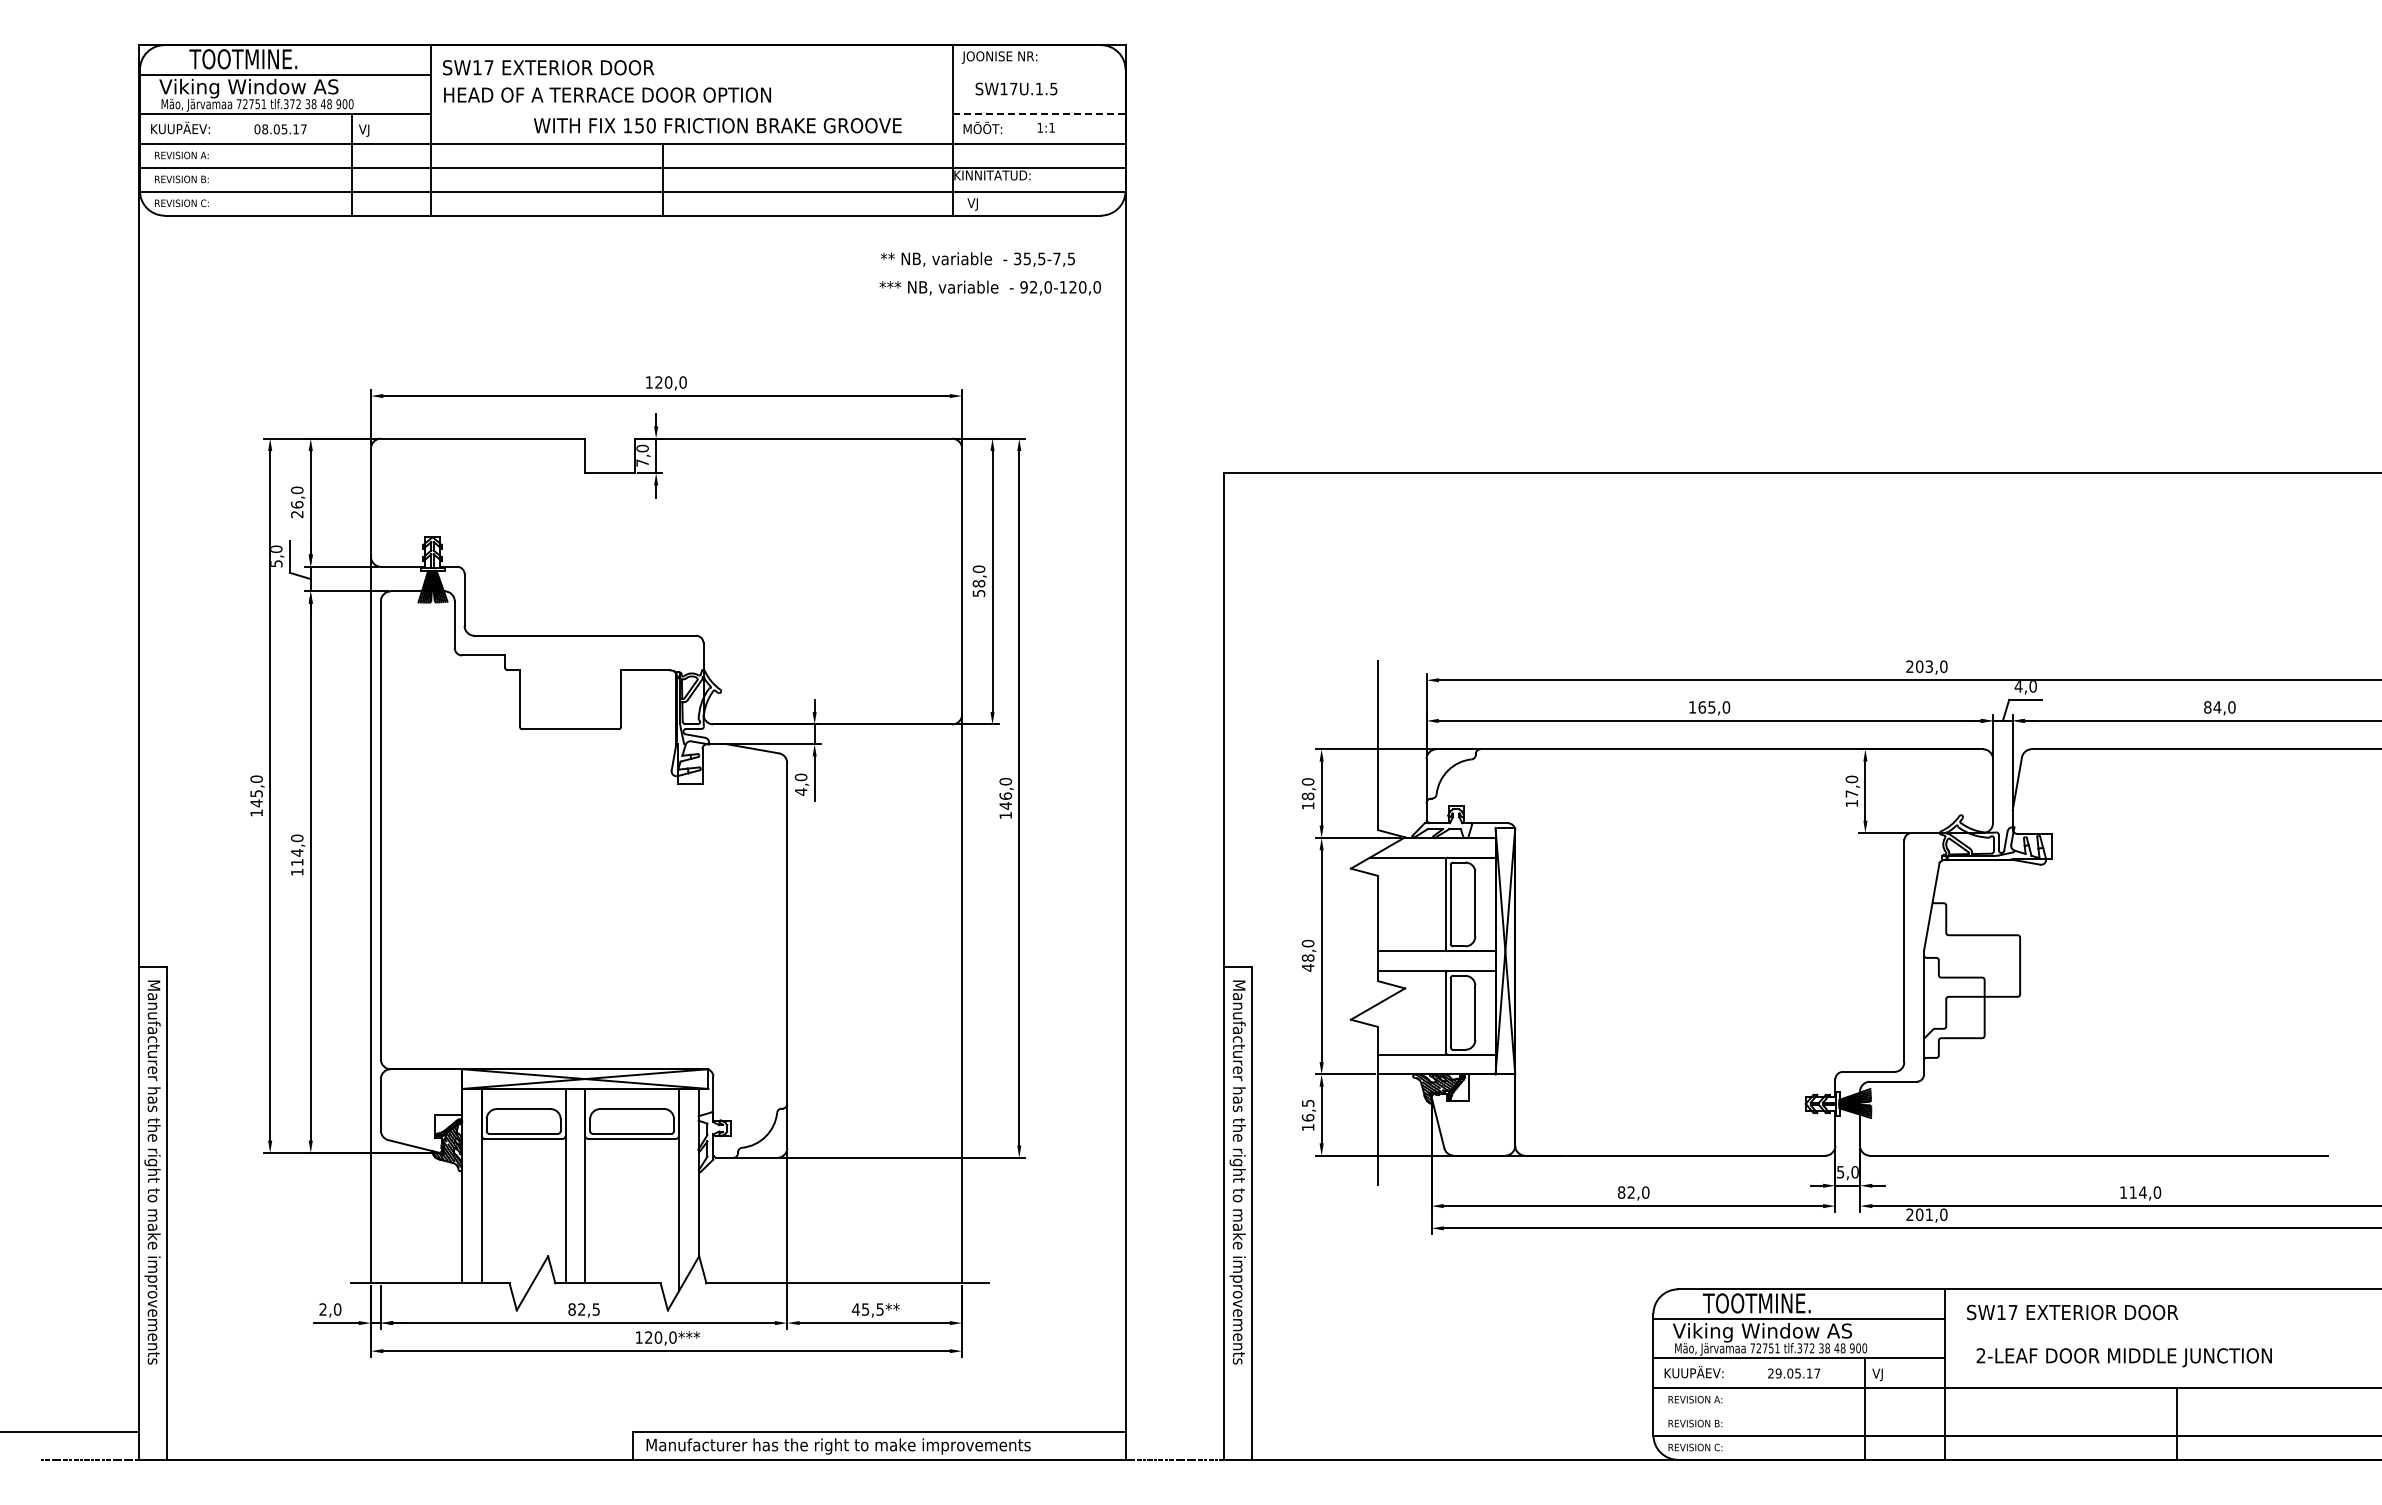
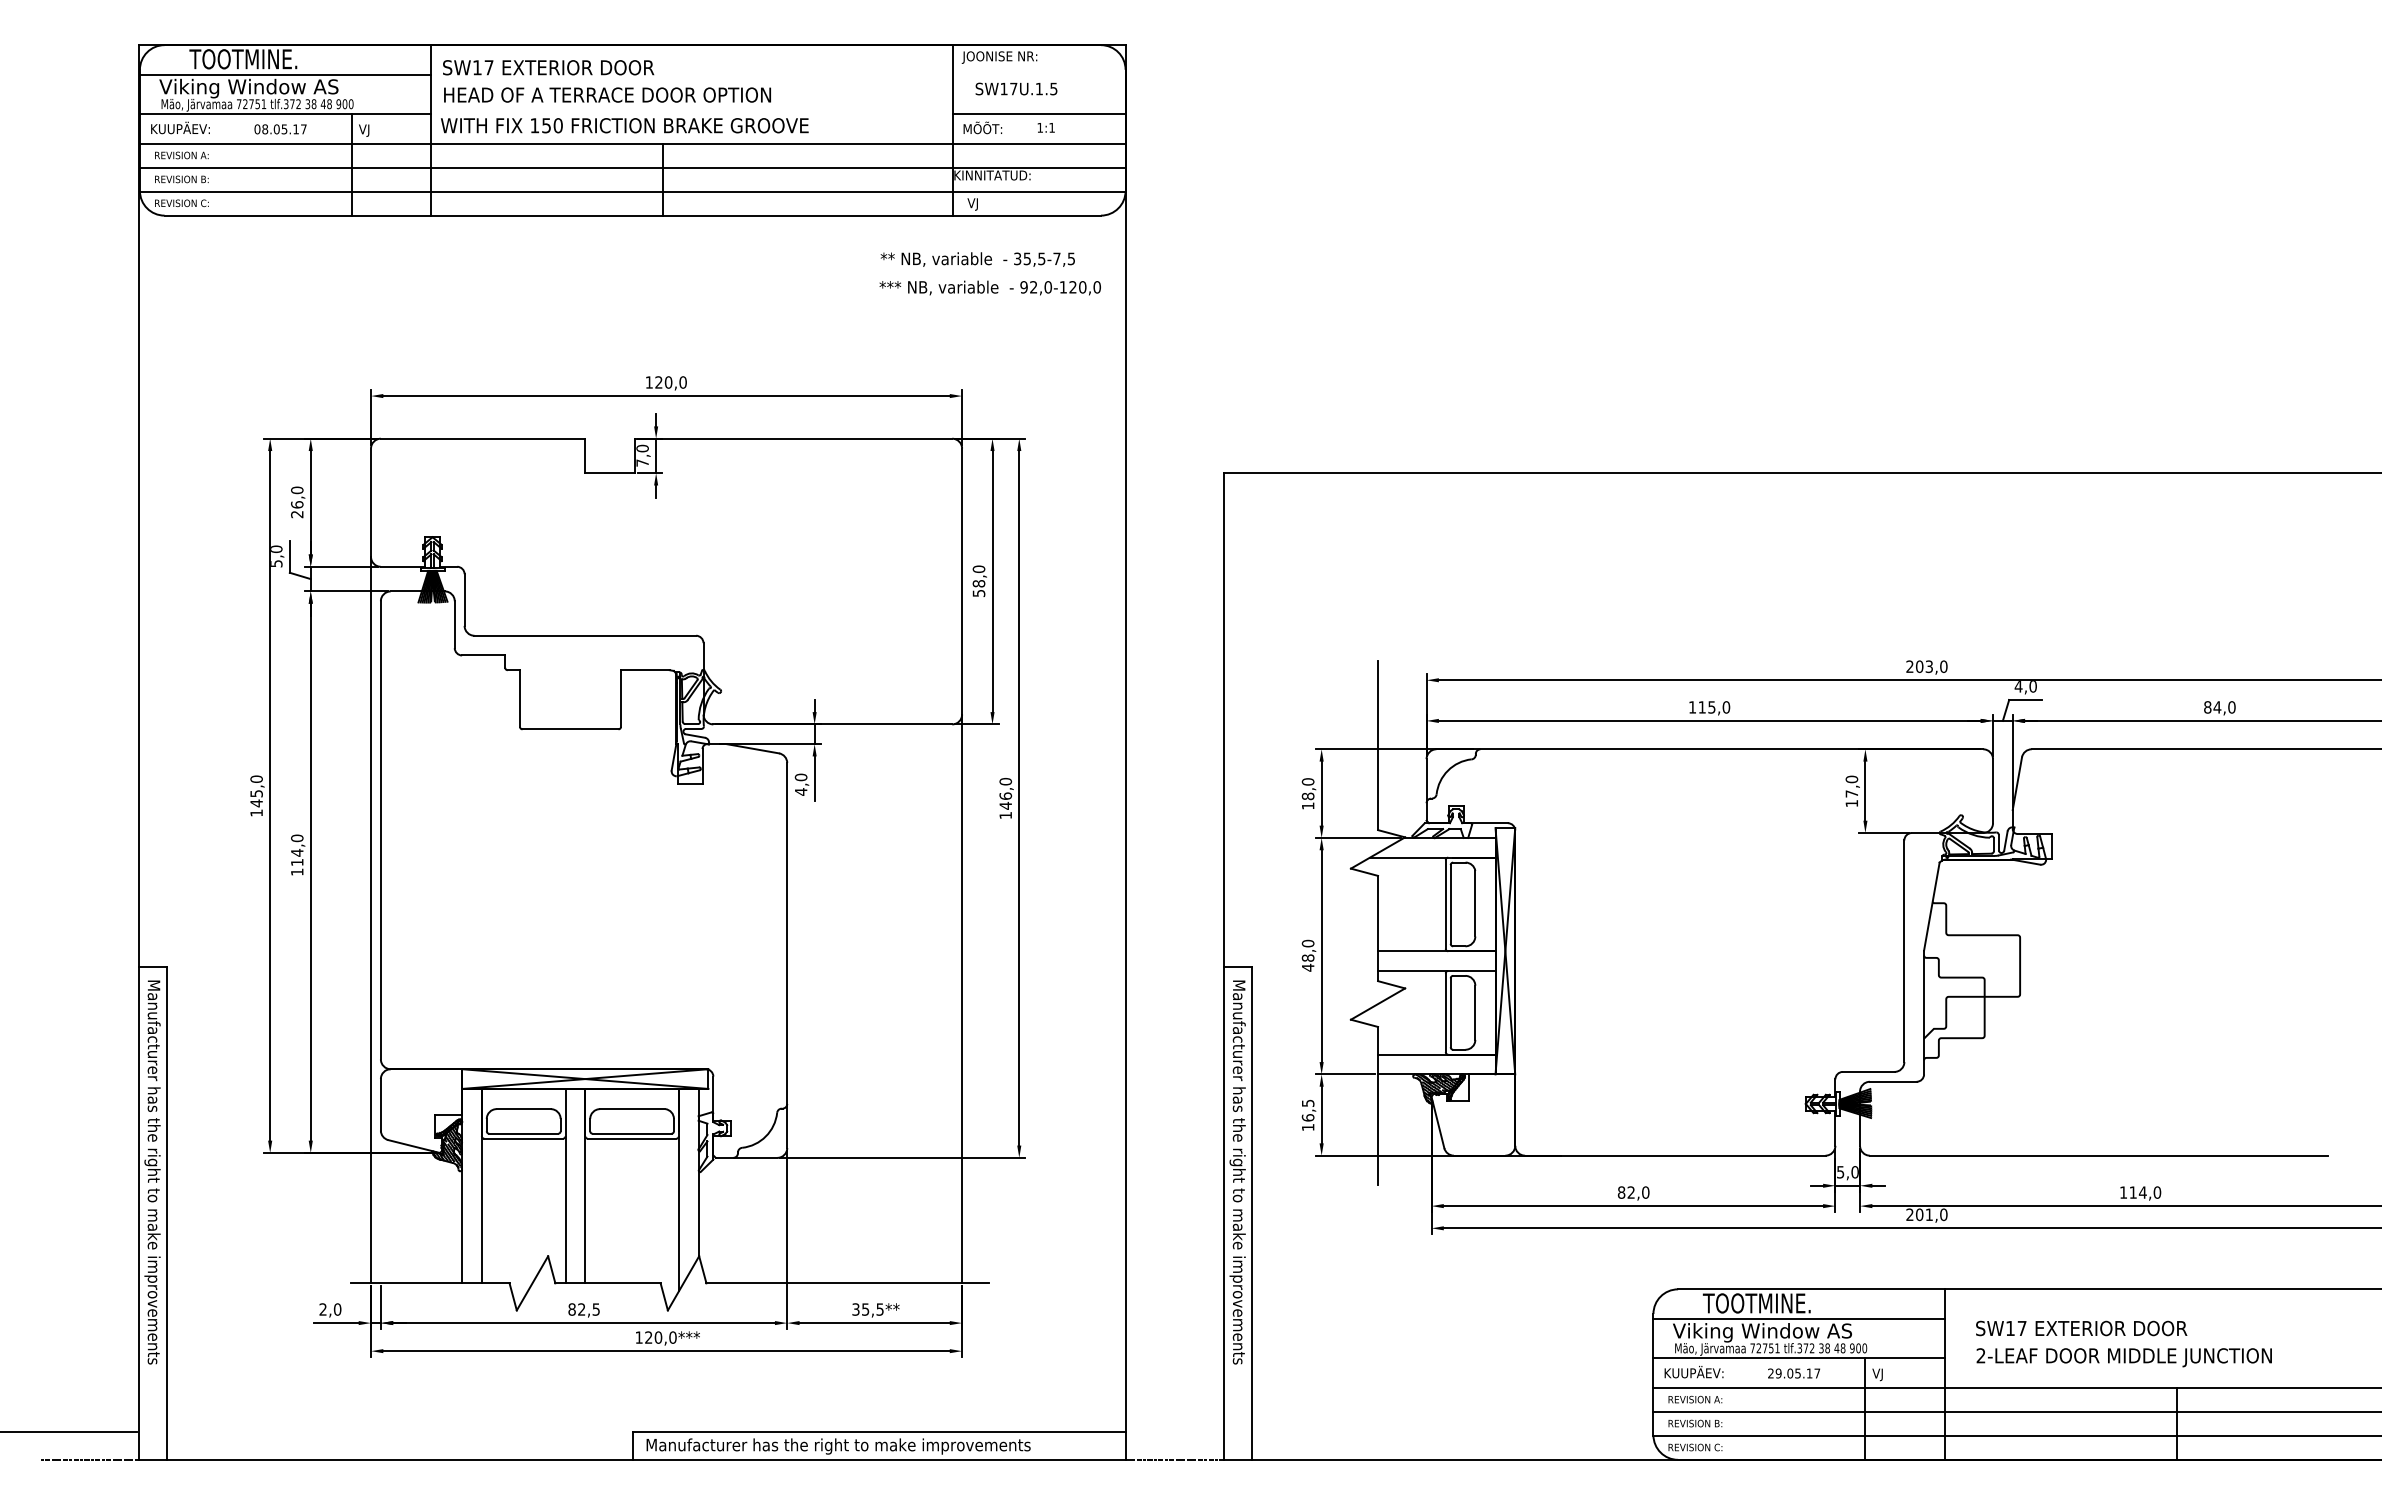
line: dashed -> solid (1039, 114)
text position: (717, 125) -> (624, 125) (624, 125)
text: 165,0 -> 115,0 (1702, 707)
text: 45,5** -> 35,5** (855, 1309)
text position: (2072, 1312) -> (2081, 1328) (2081, 1328)
line: none -> present (2015, 1411)
